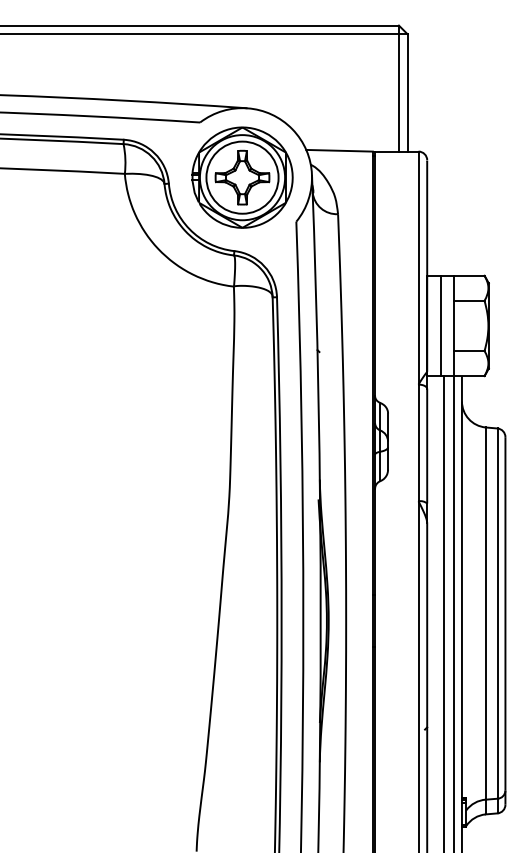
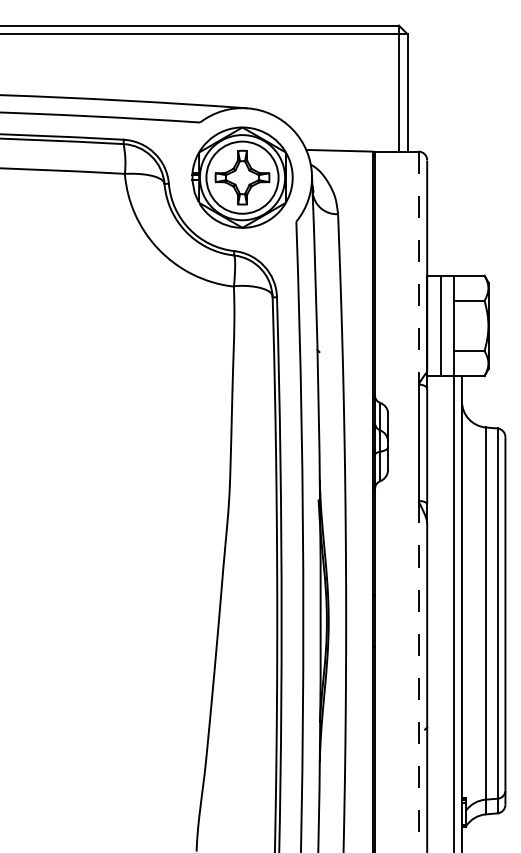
line: solid -> dashed (418, 268)
line: present -> none (443, 612)
line: solid -> dashed (418, 677)
